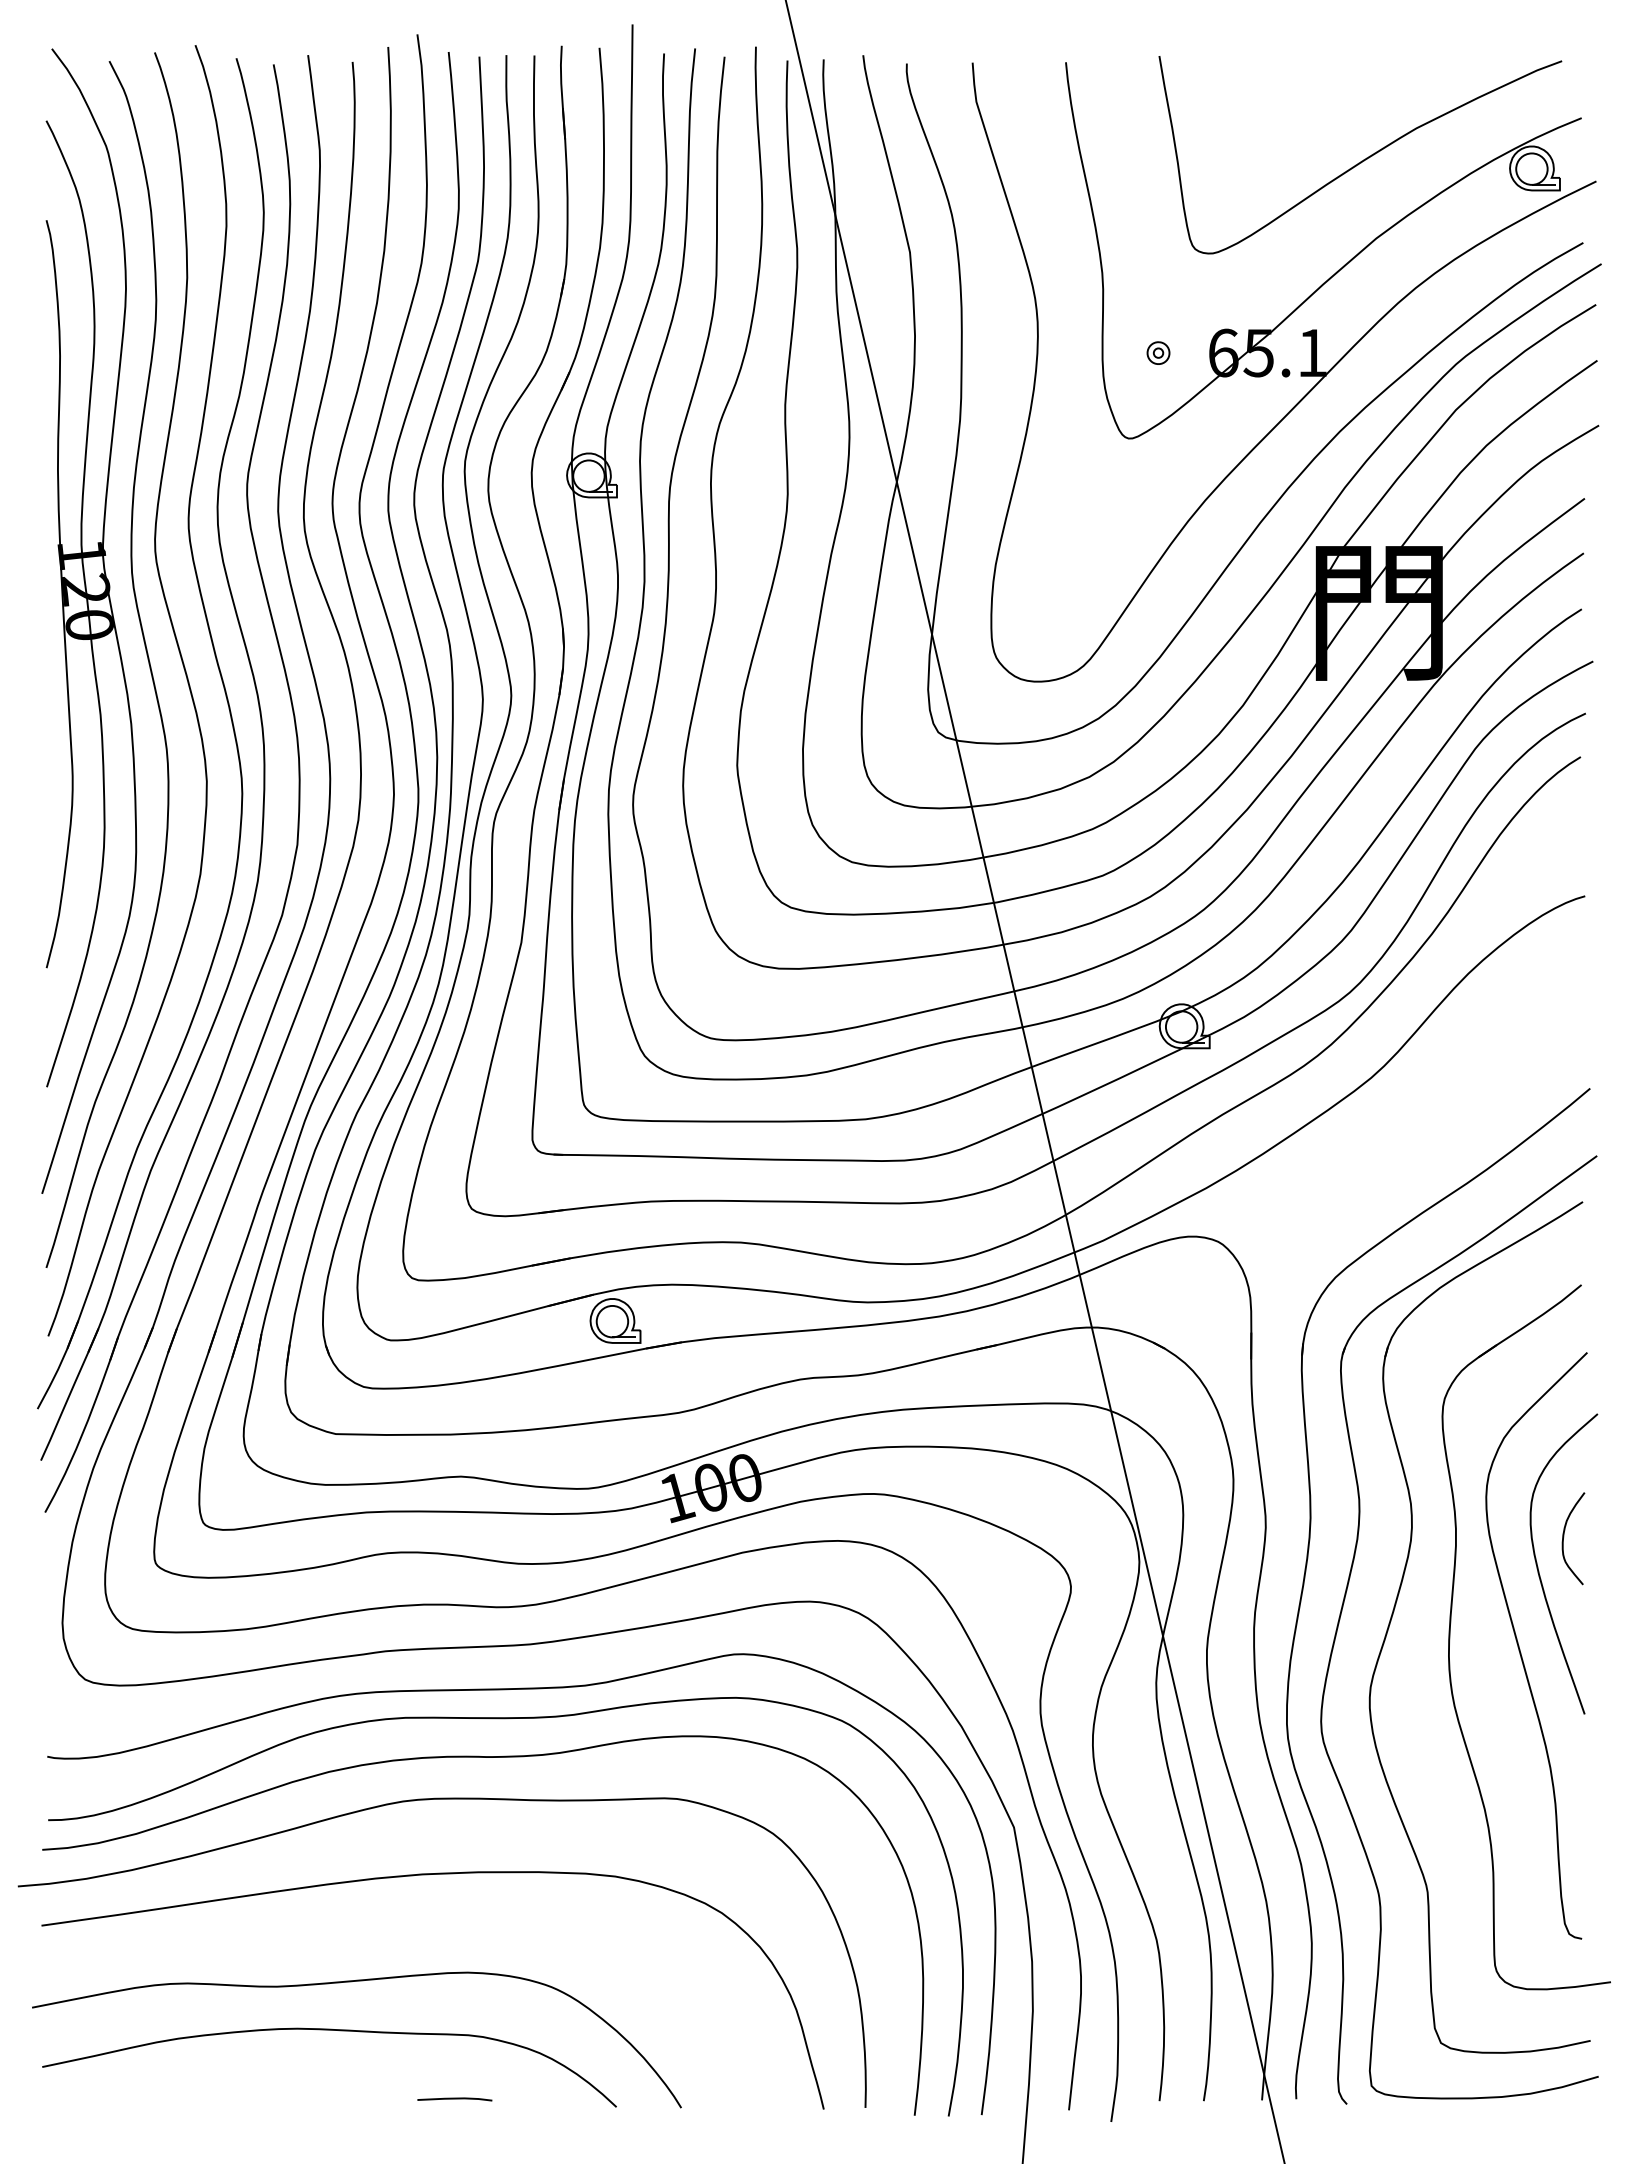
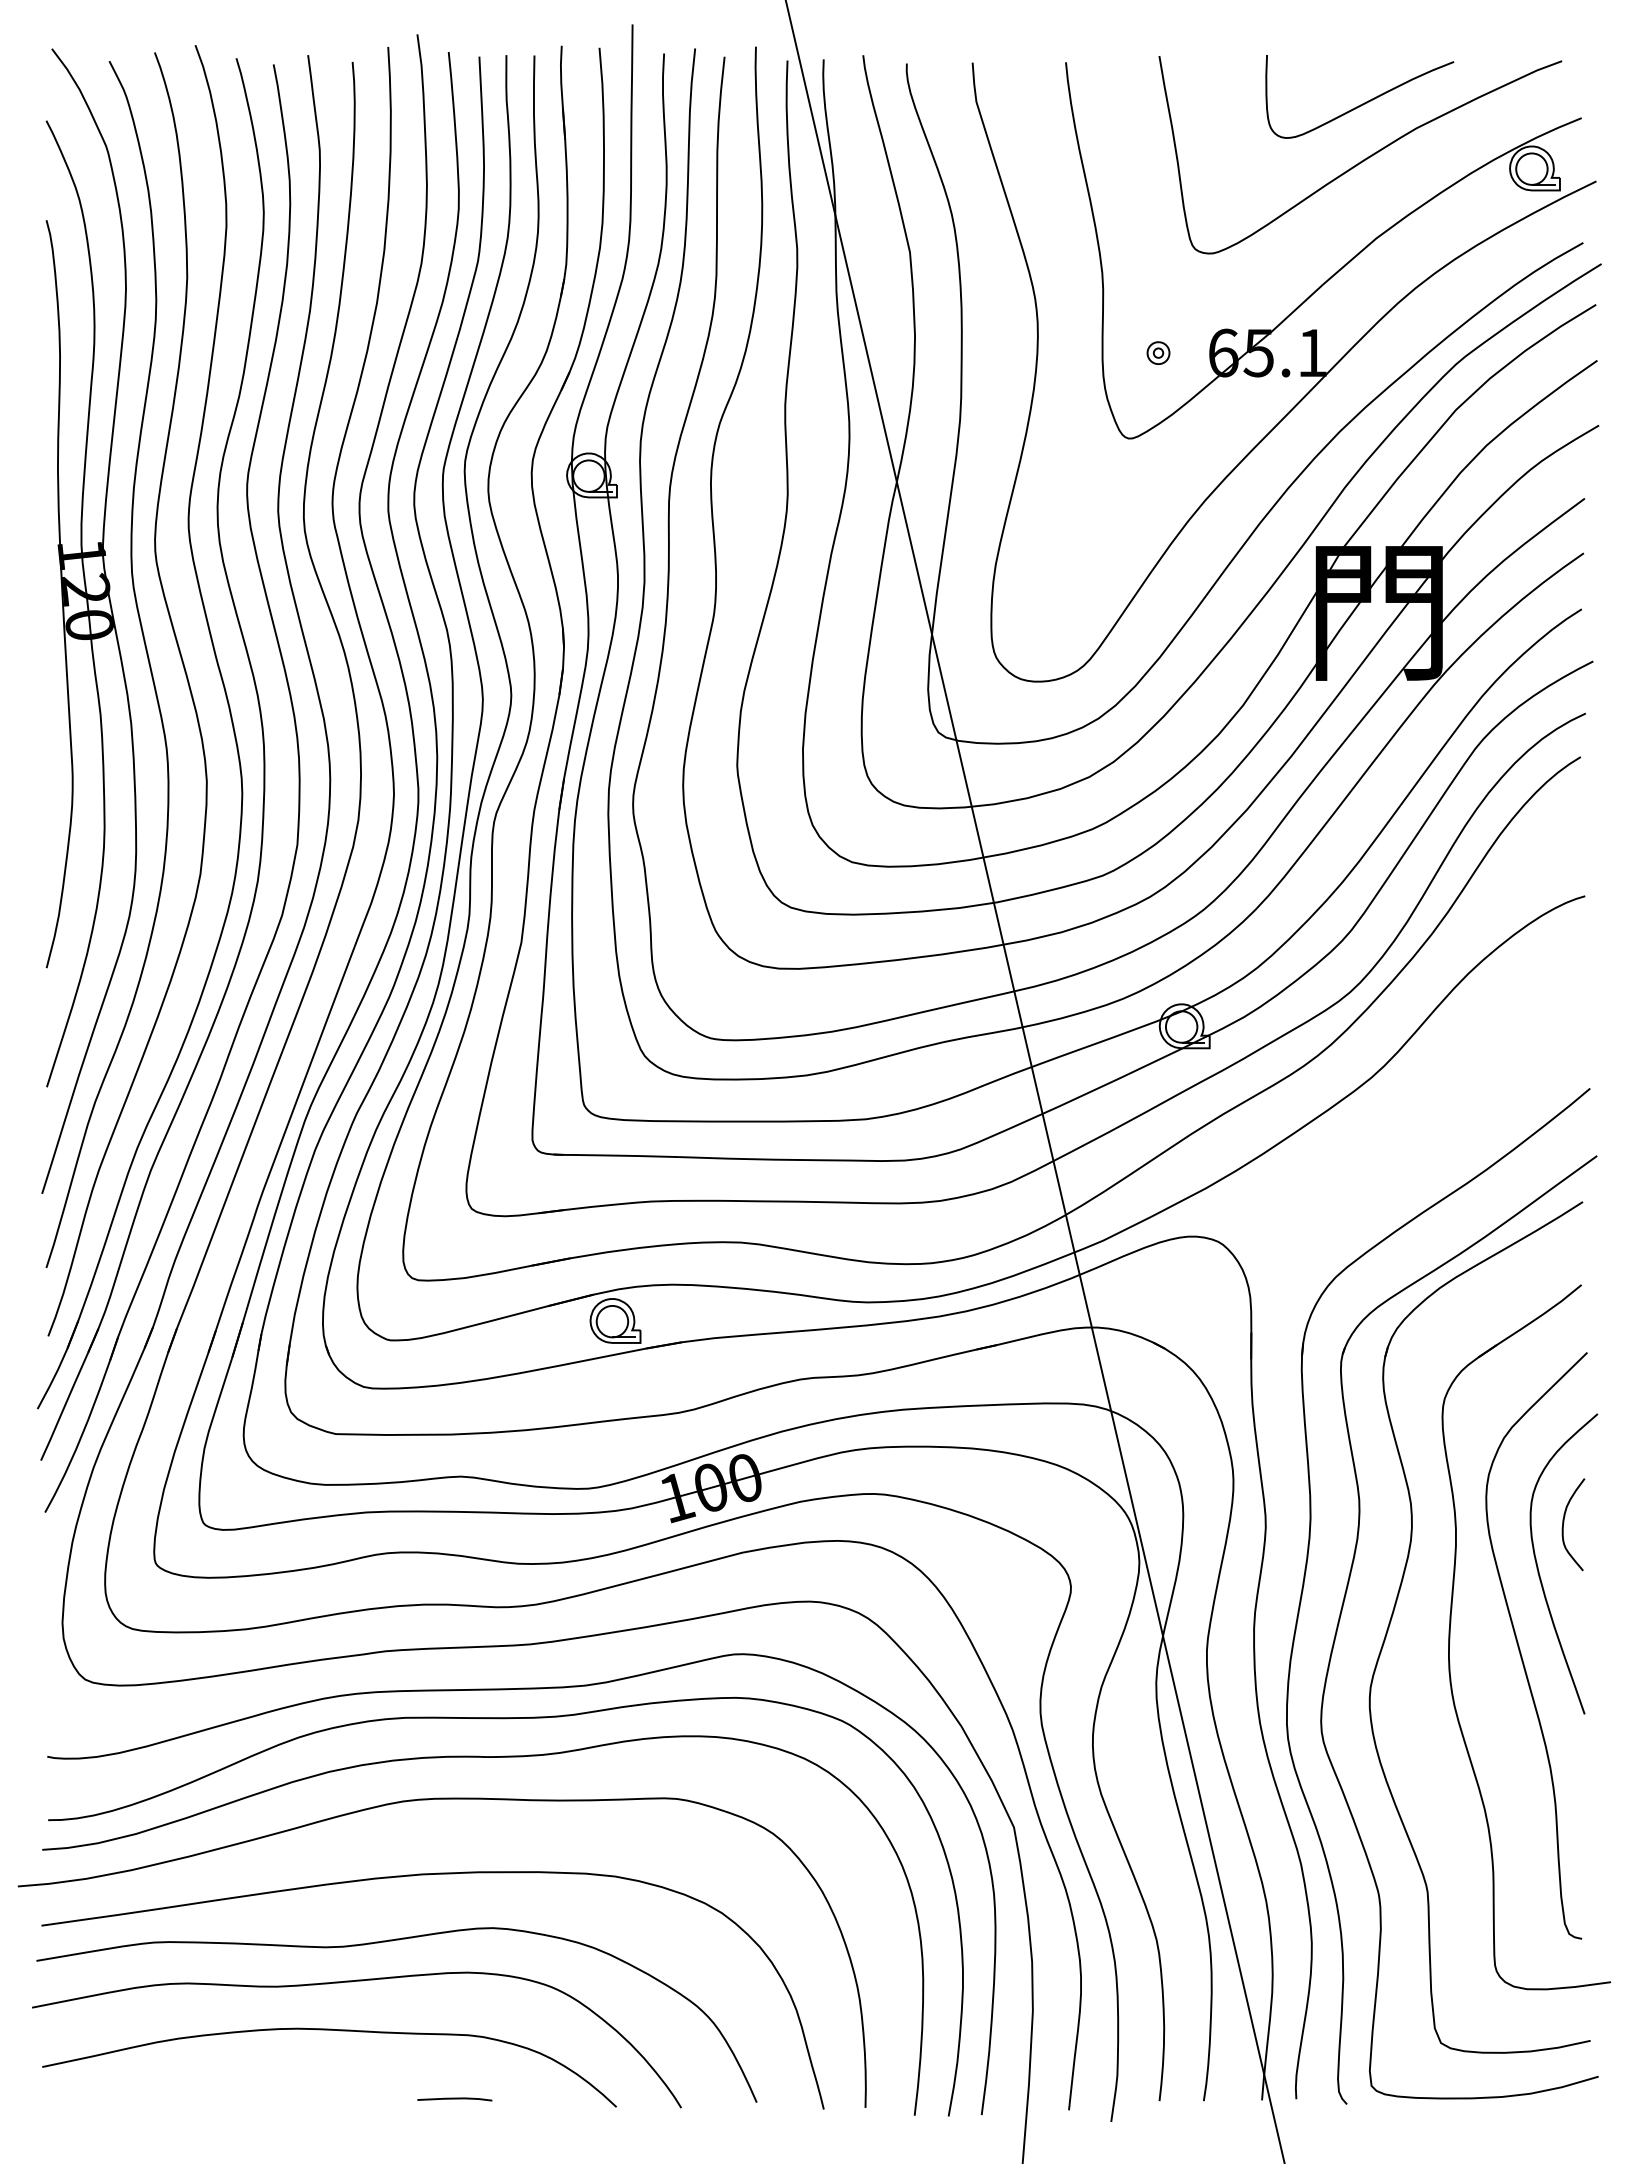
curve: none -> present (1362, 103)
curve position: (1564, 1537) -> (1564, 1523) (1564, 1523)
curve: none -> present (385, 1942)
